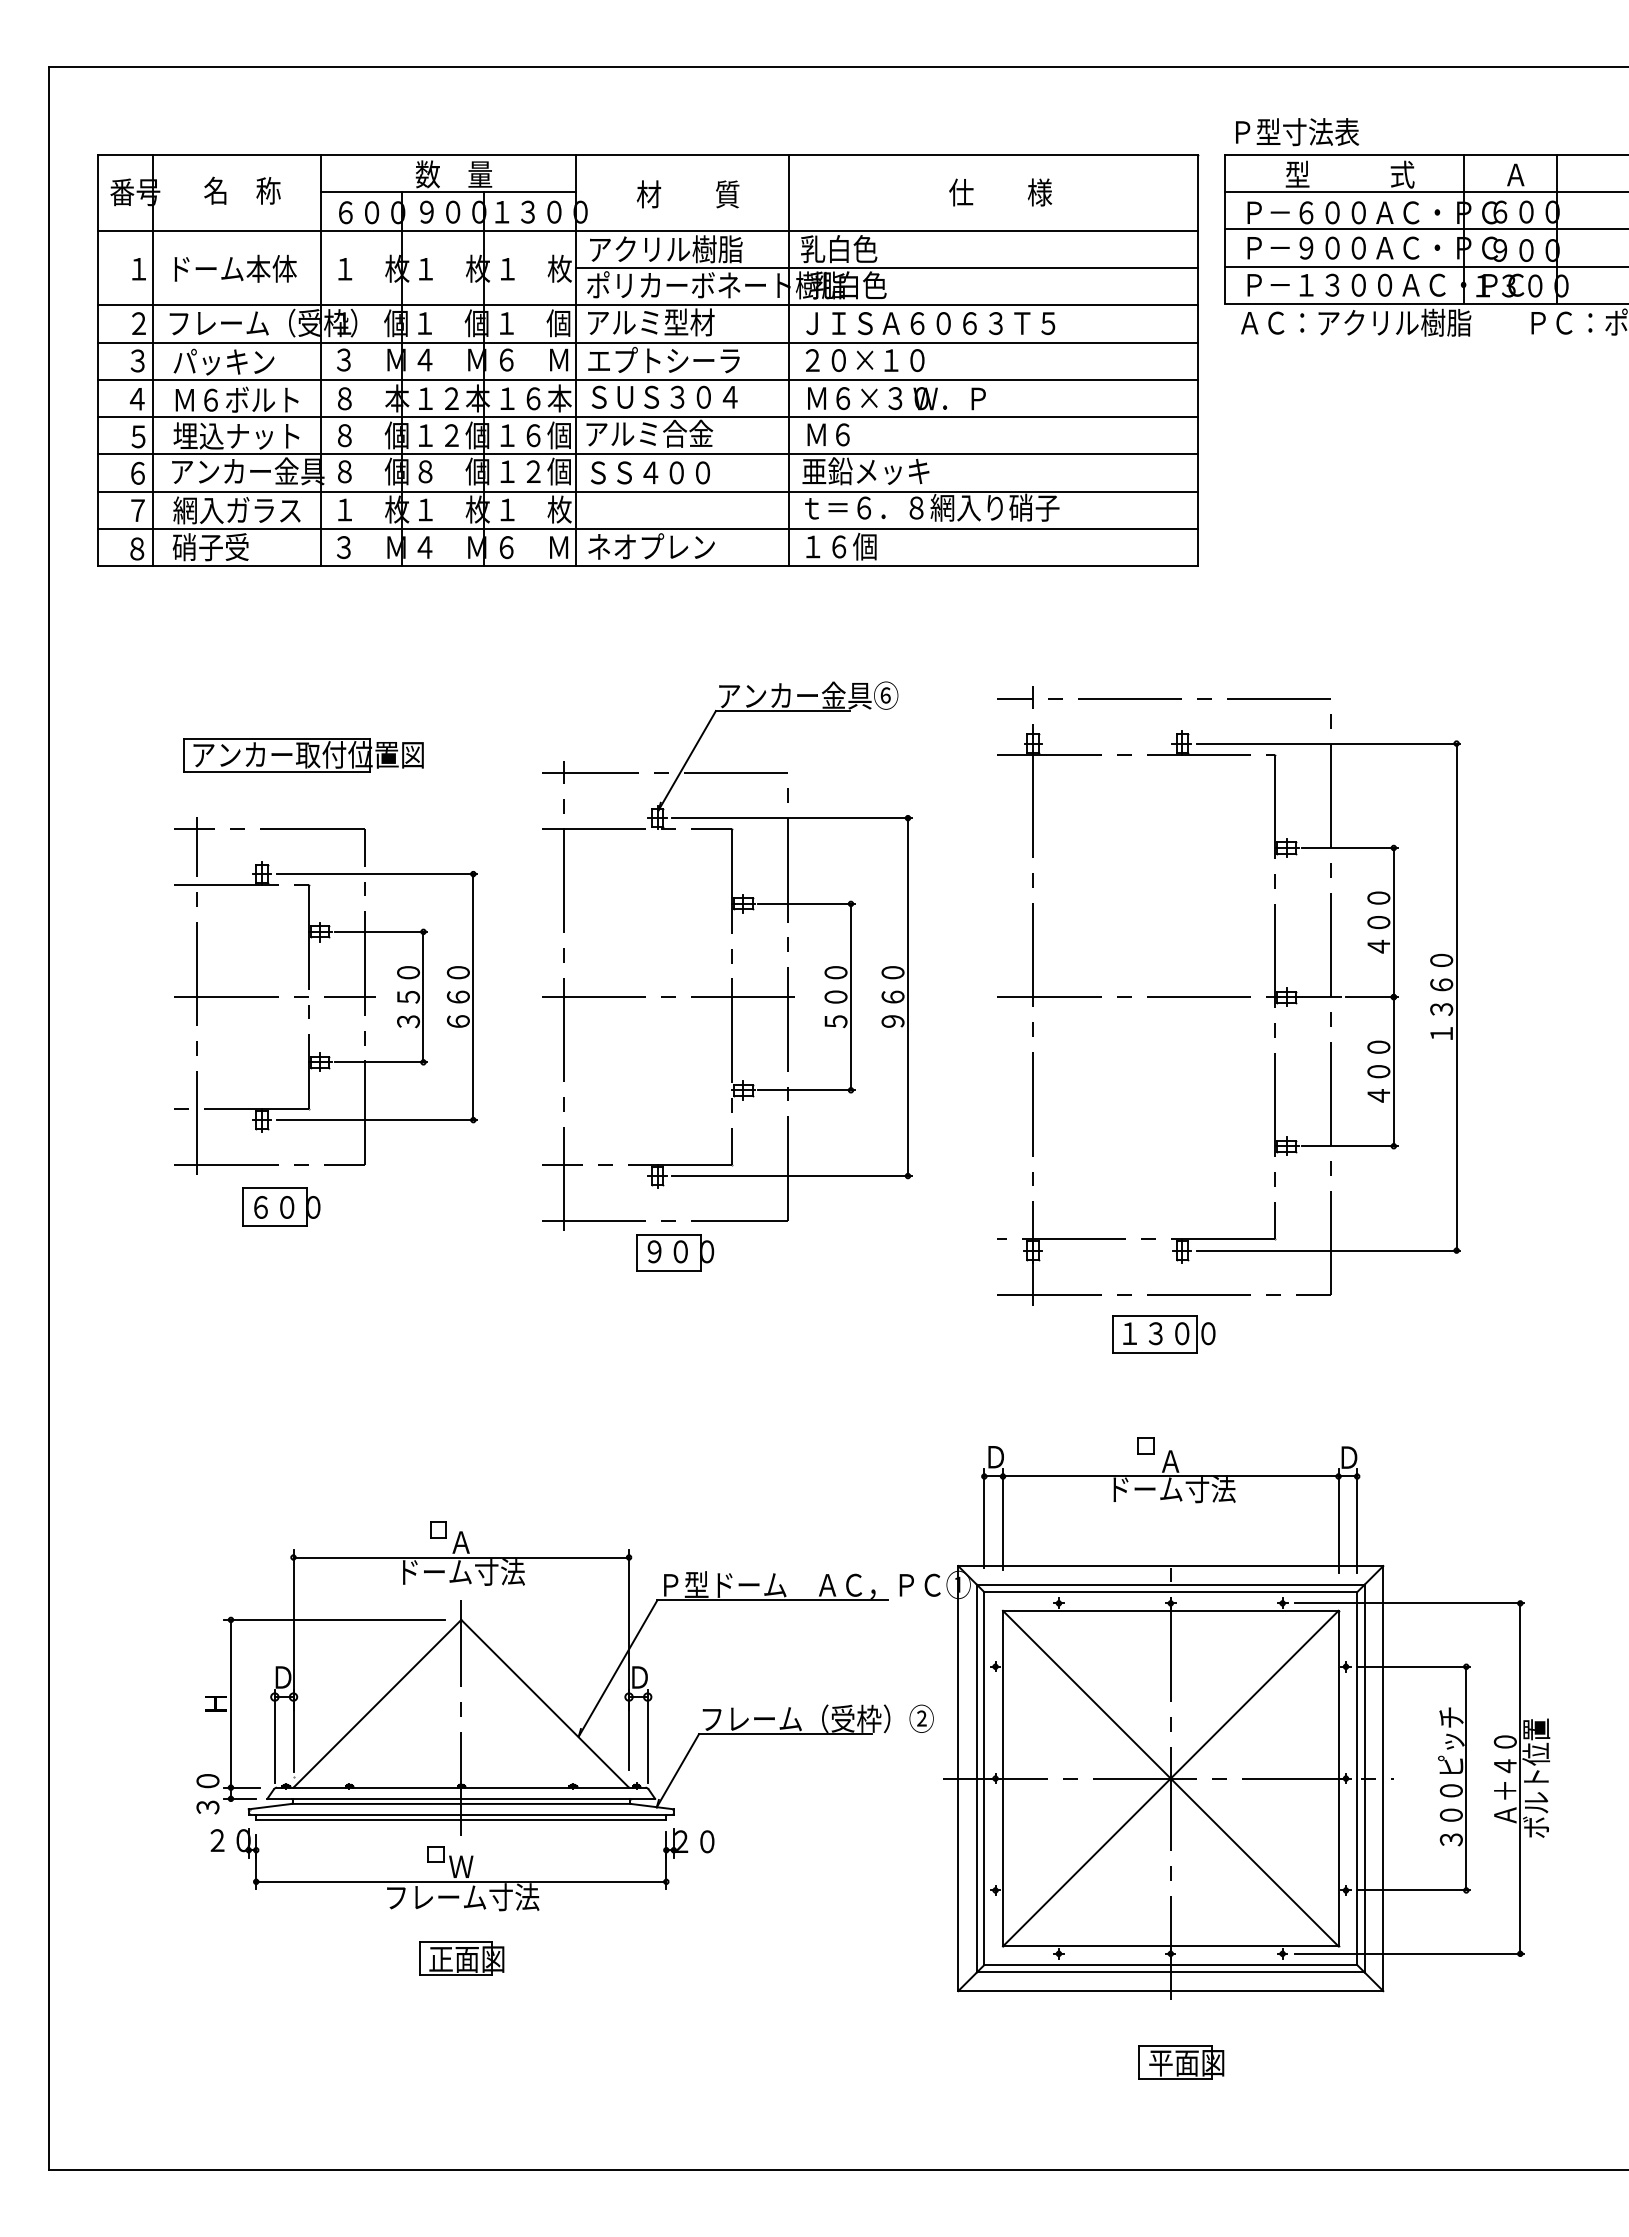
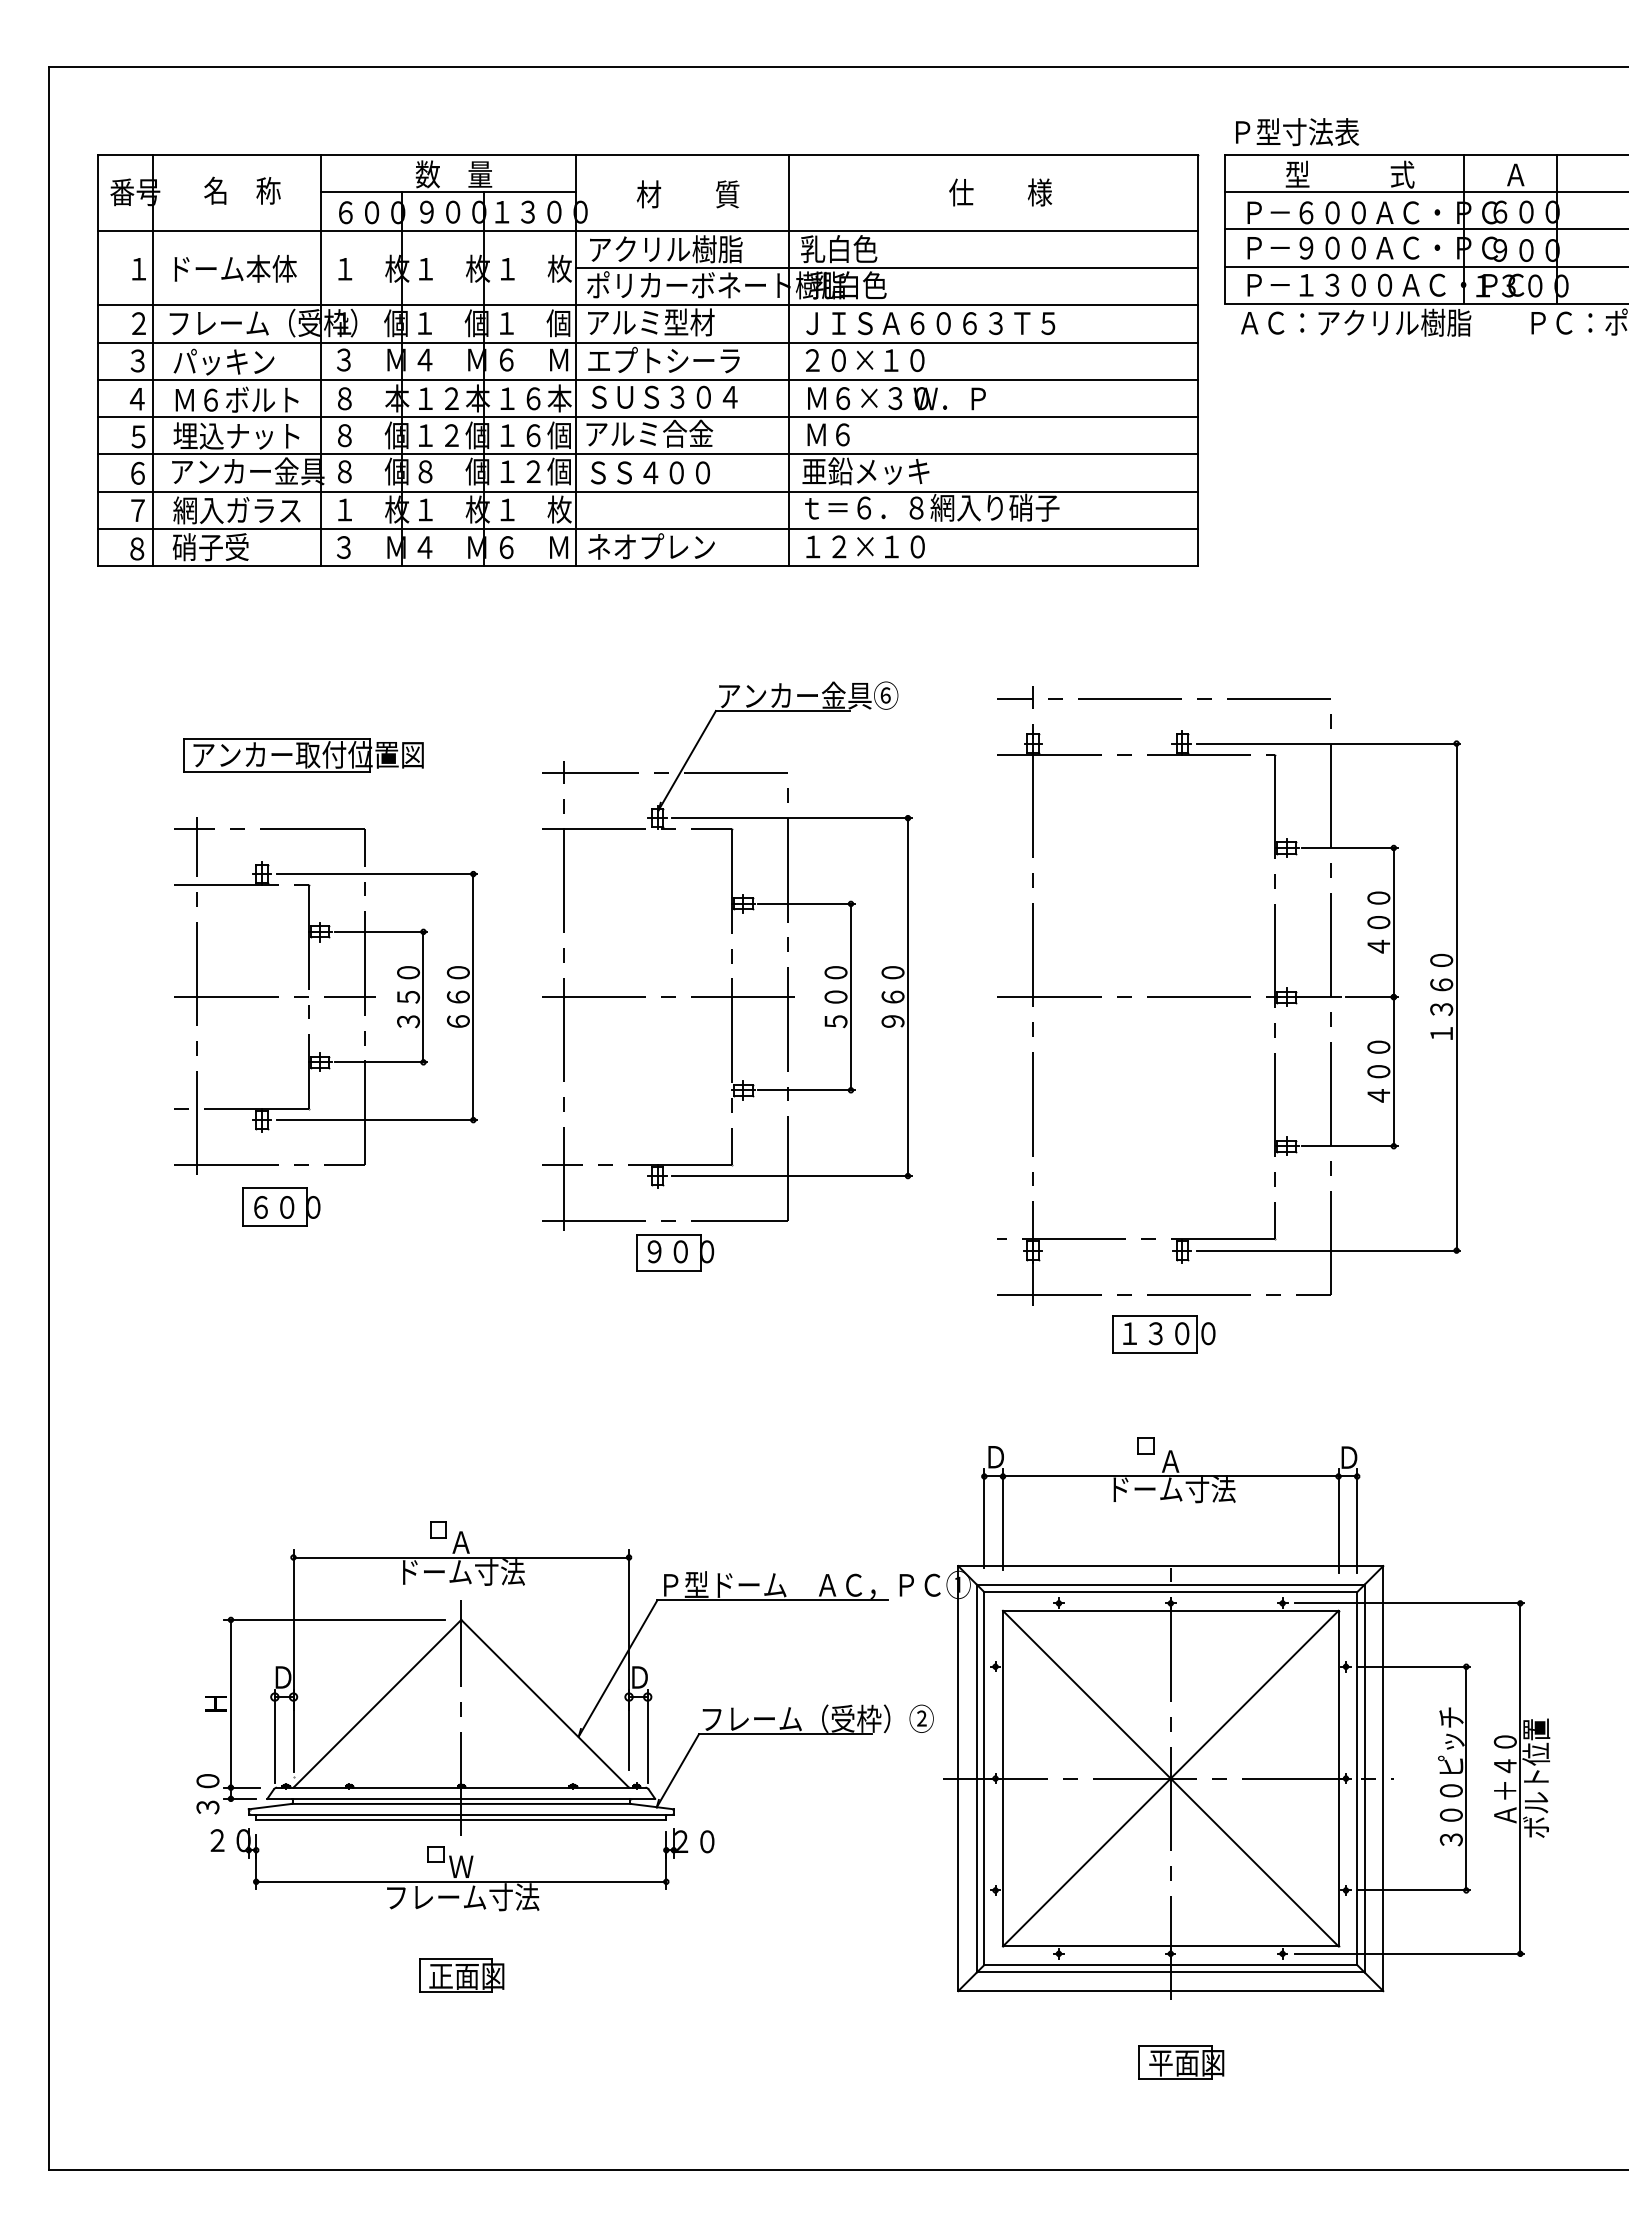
text: １６個 -> １２×１０ (878, 546)
part position: (461, 1958) -> (461, 1975) (461, 1975)
